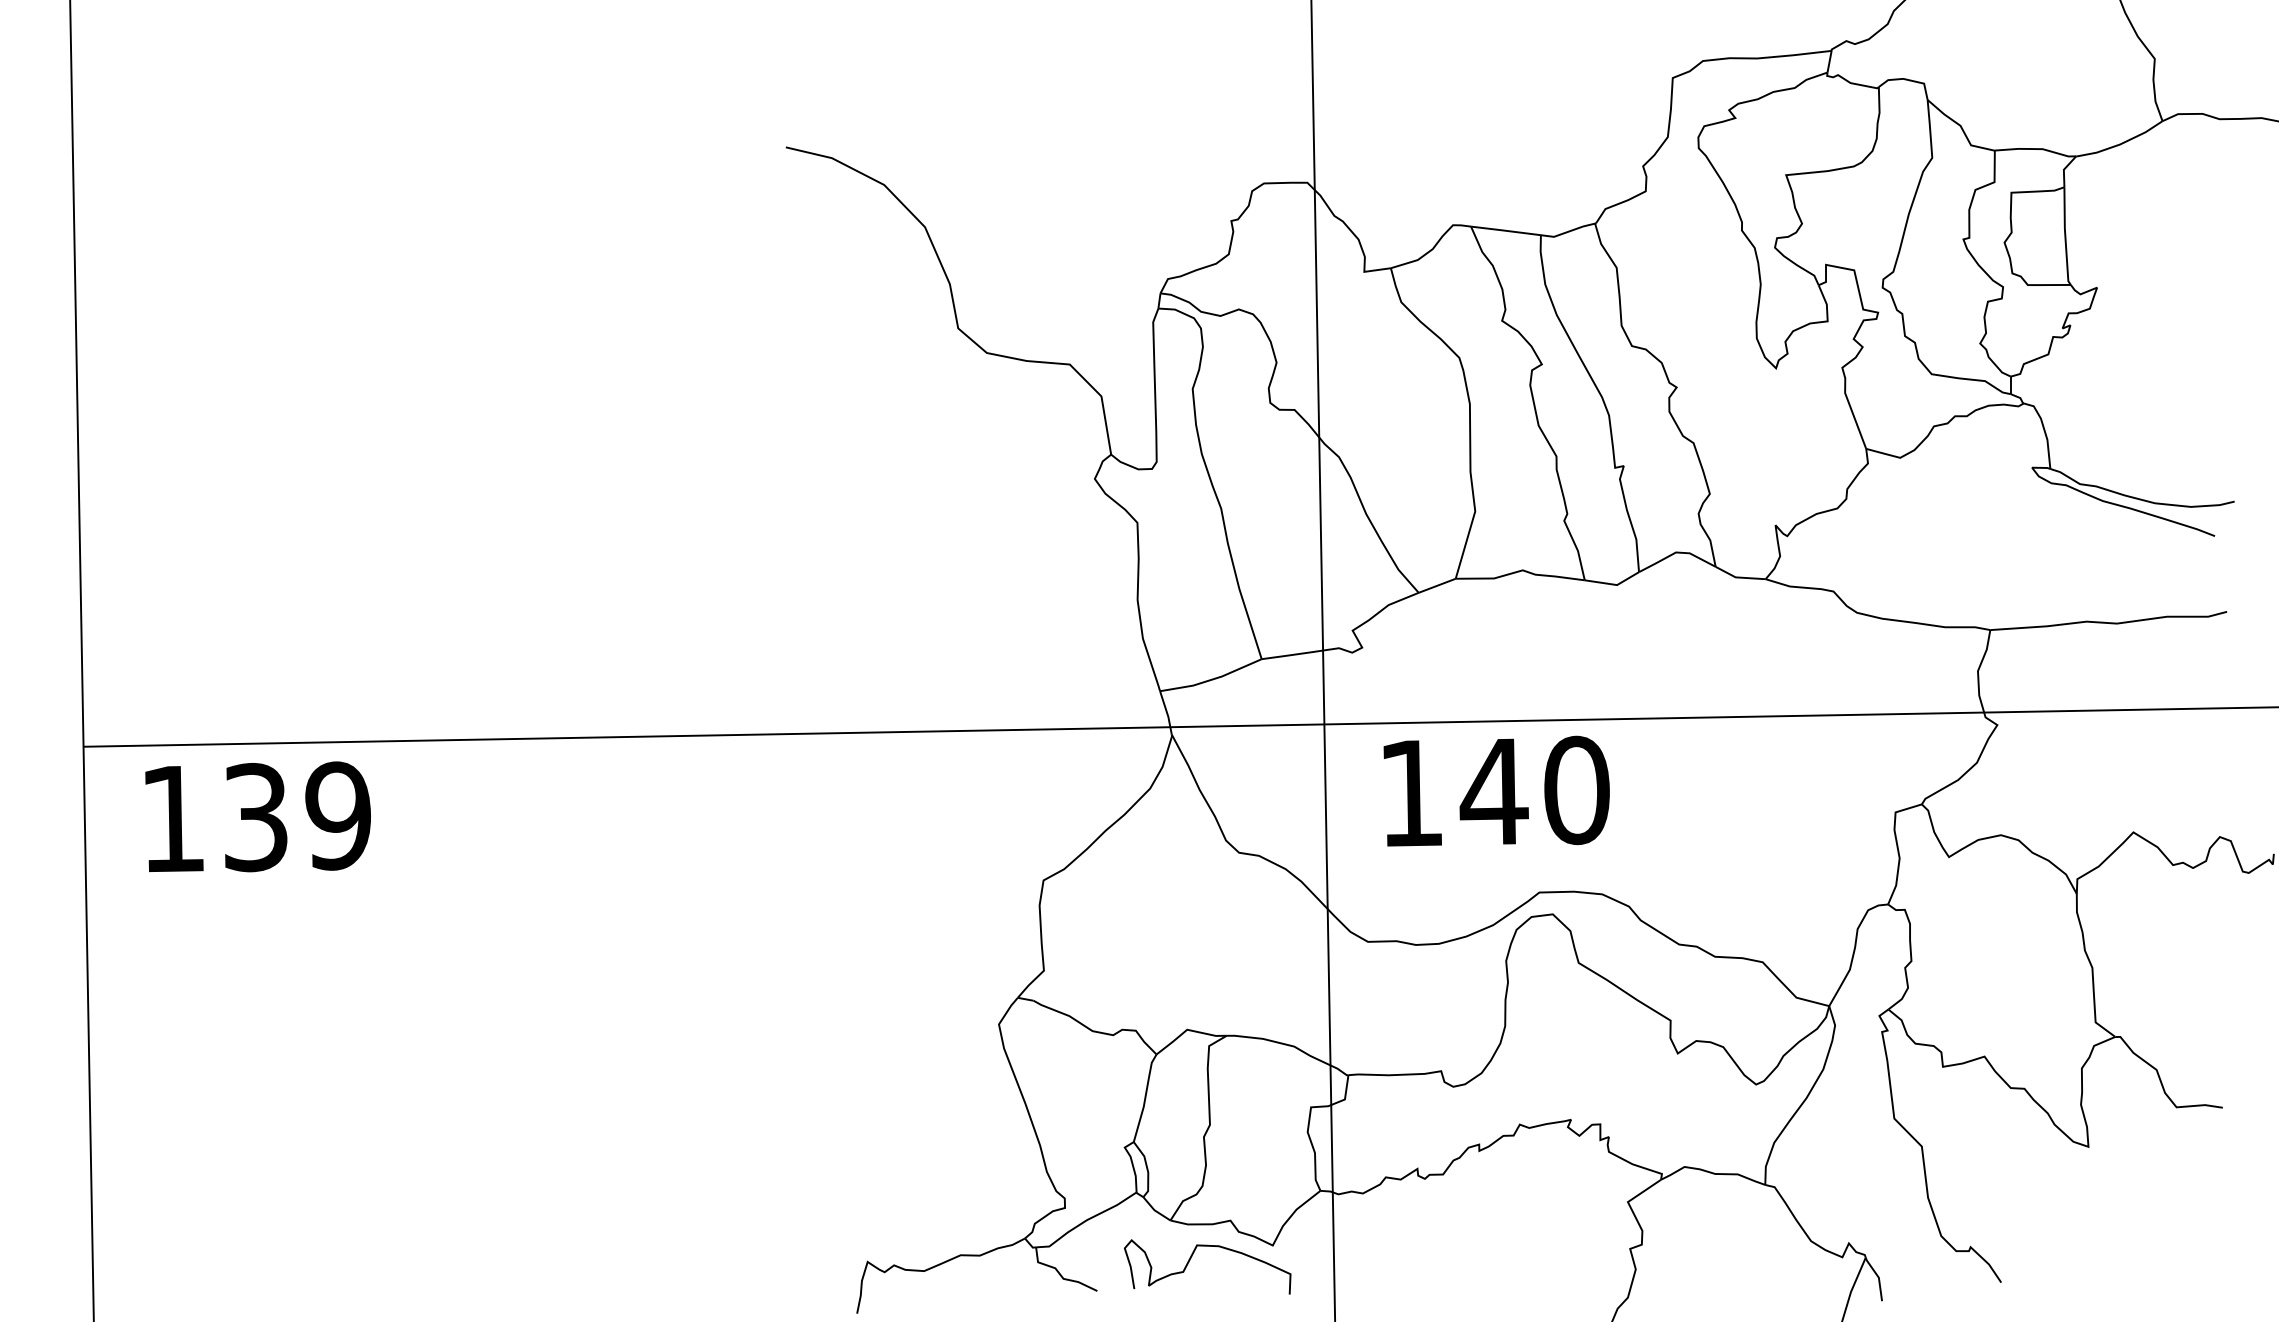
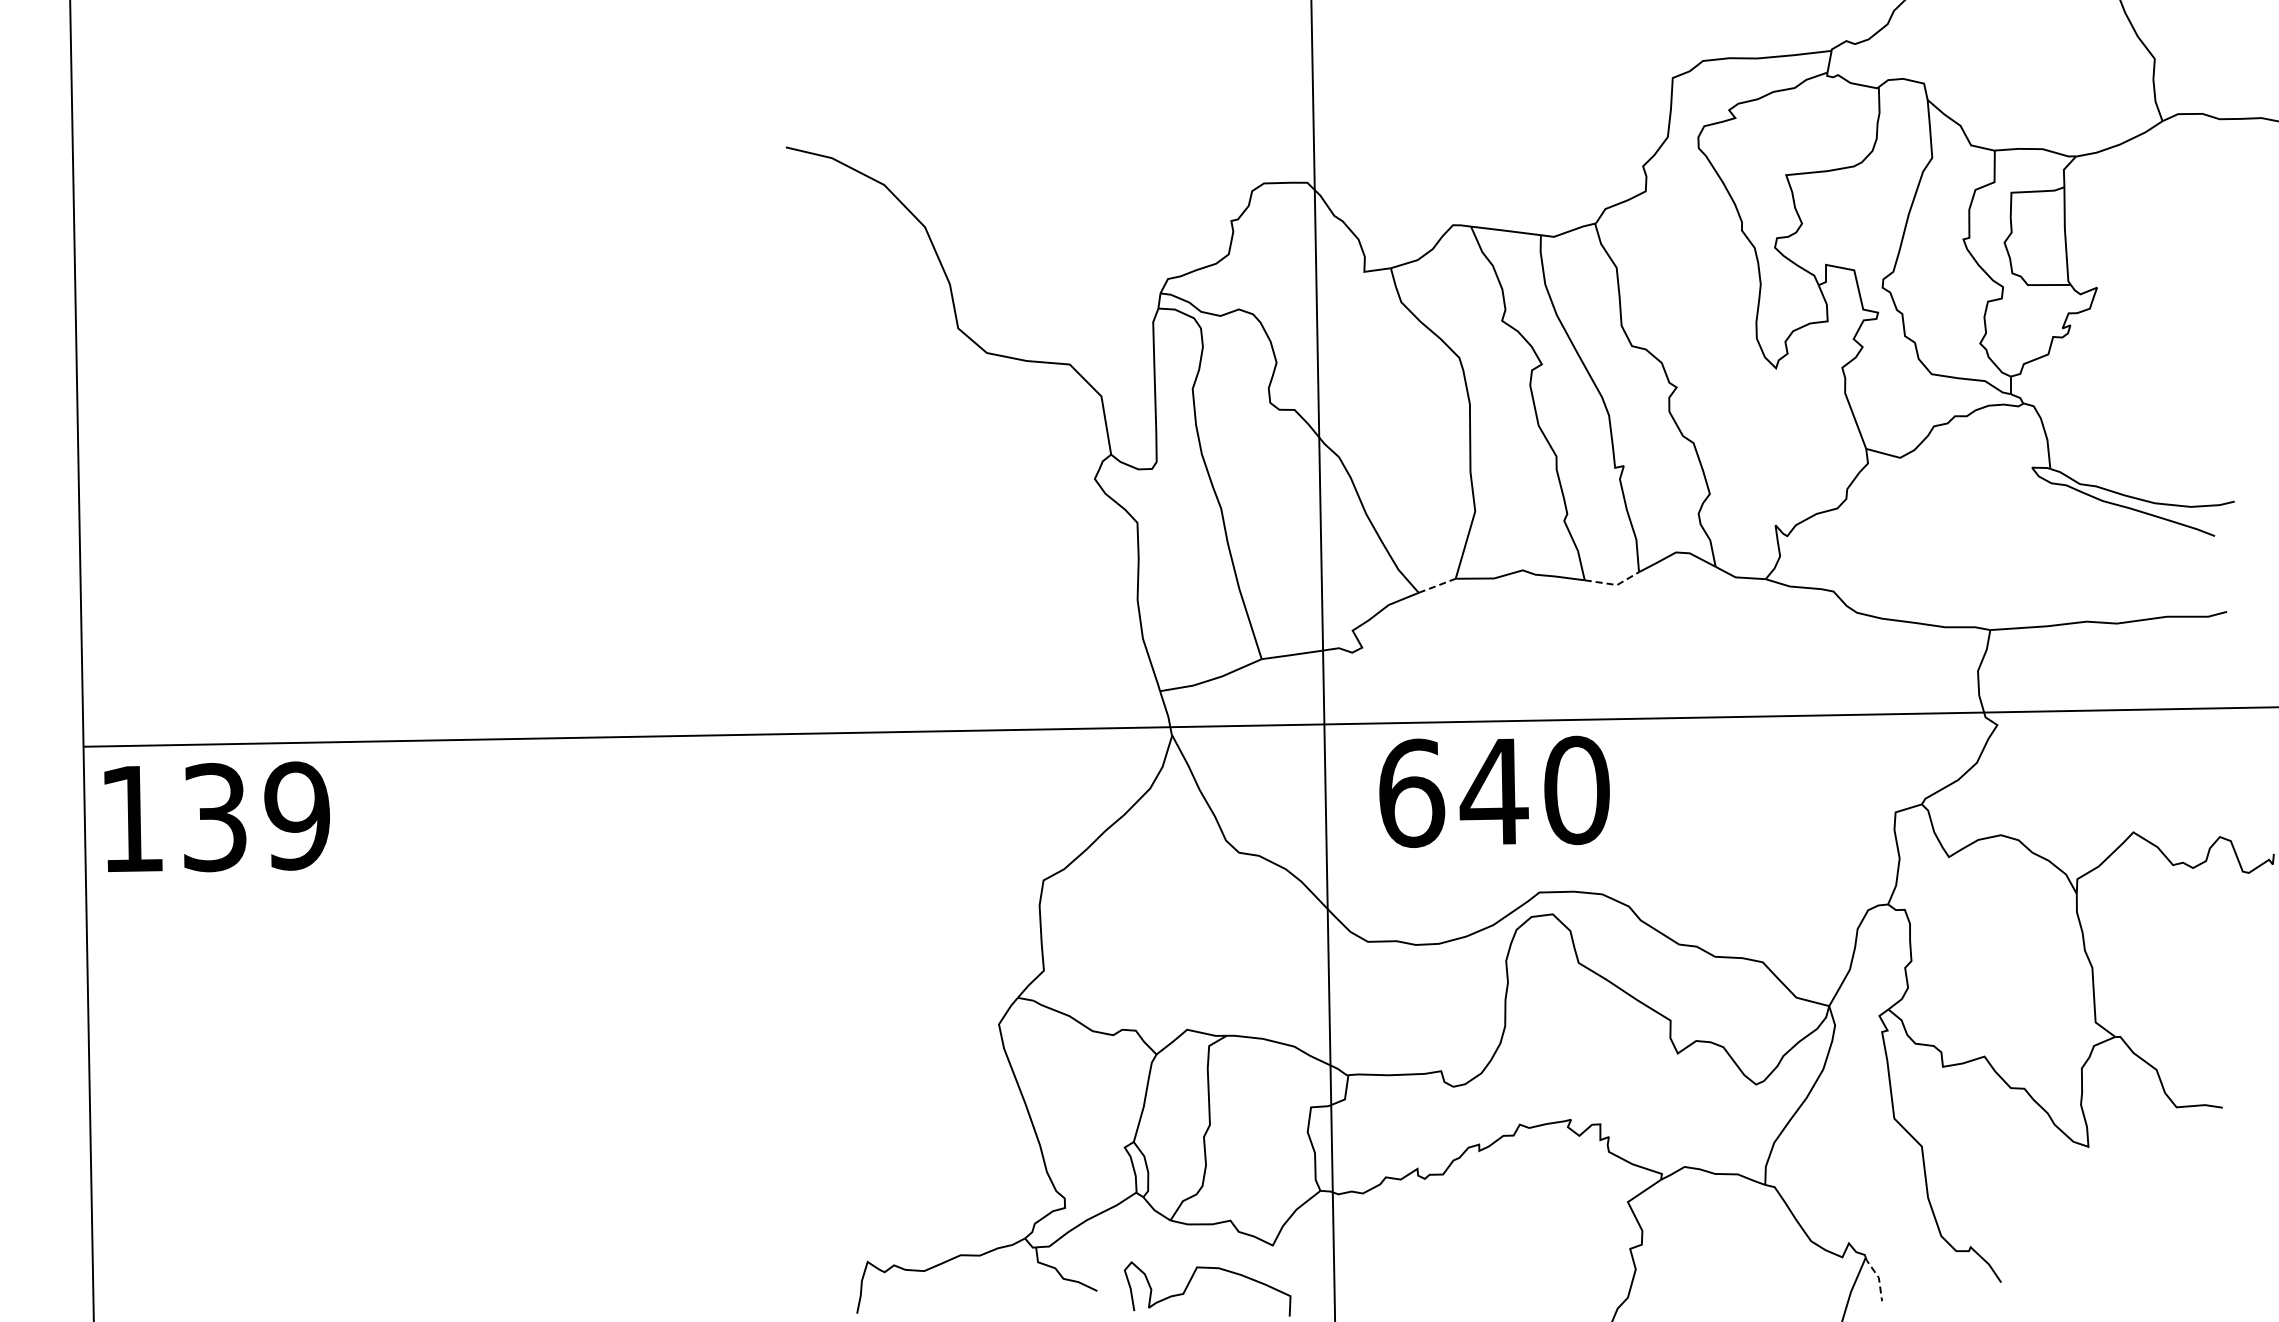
line: solid -> dashed (1614, 584)
line: solid -> dashed (1437, 585)
text: 140 -> 640 (1412, 792)
text position: (257, 816) -> (216, 816) (216, 816)
curve position: (1191, 1258) -> (1191, 1280) (1191, 1280)
line: solid -> dashed (1878, 1277)
